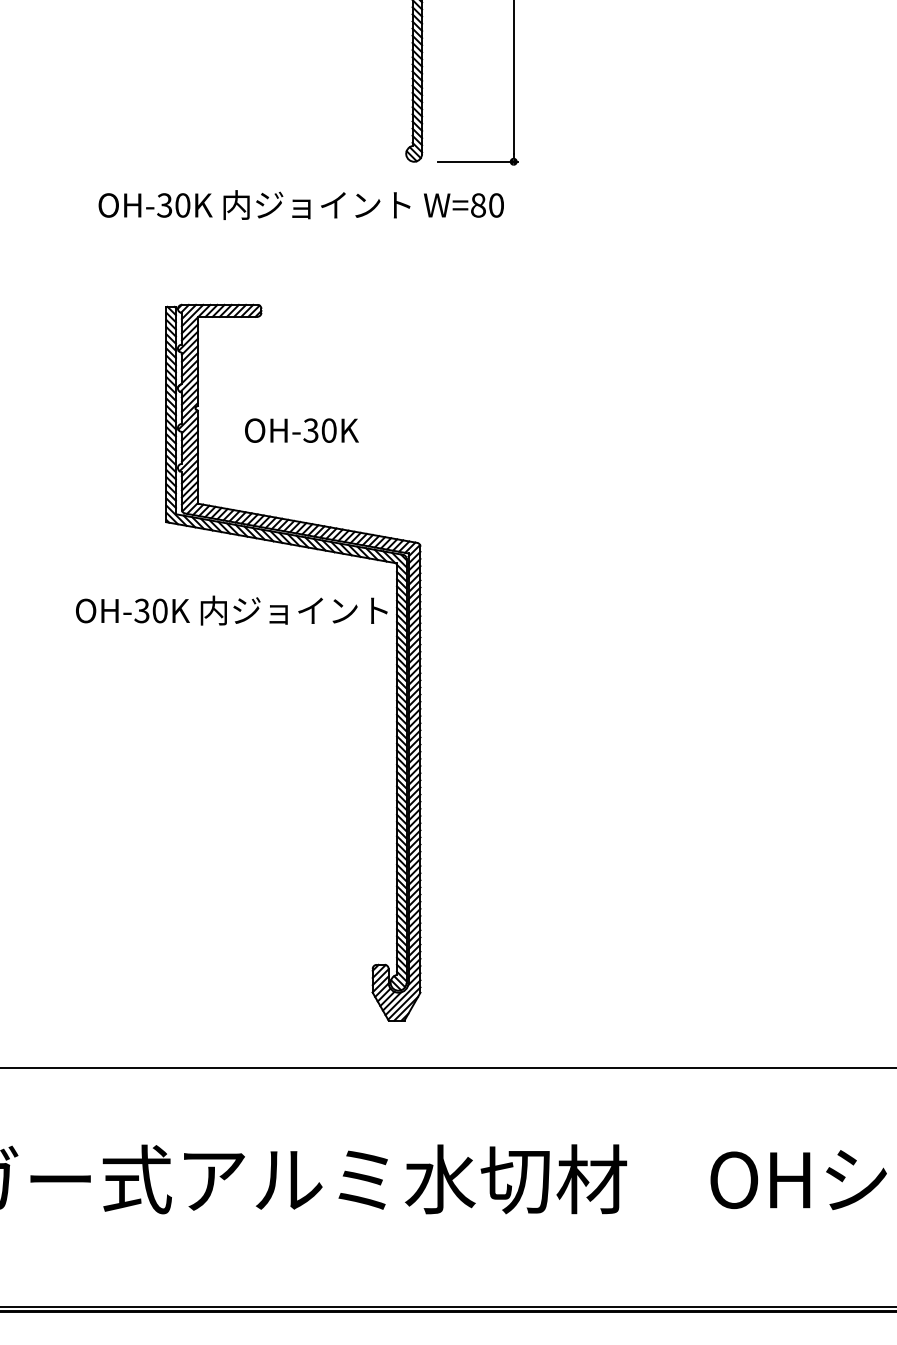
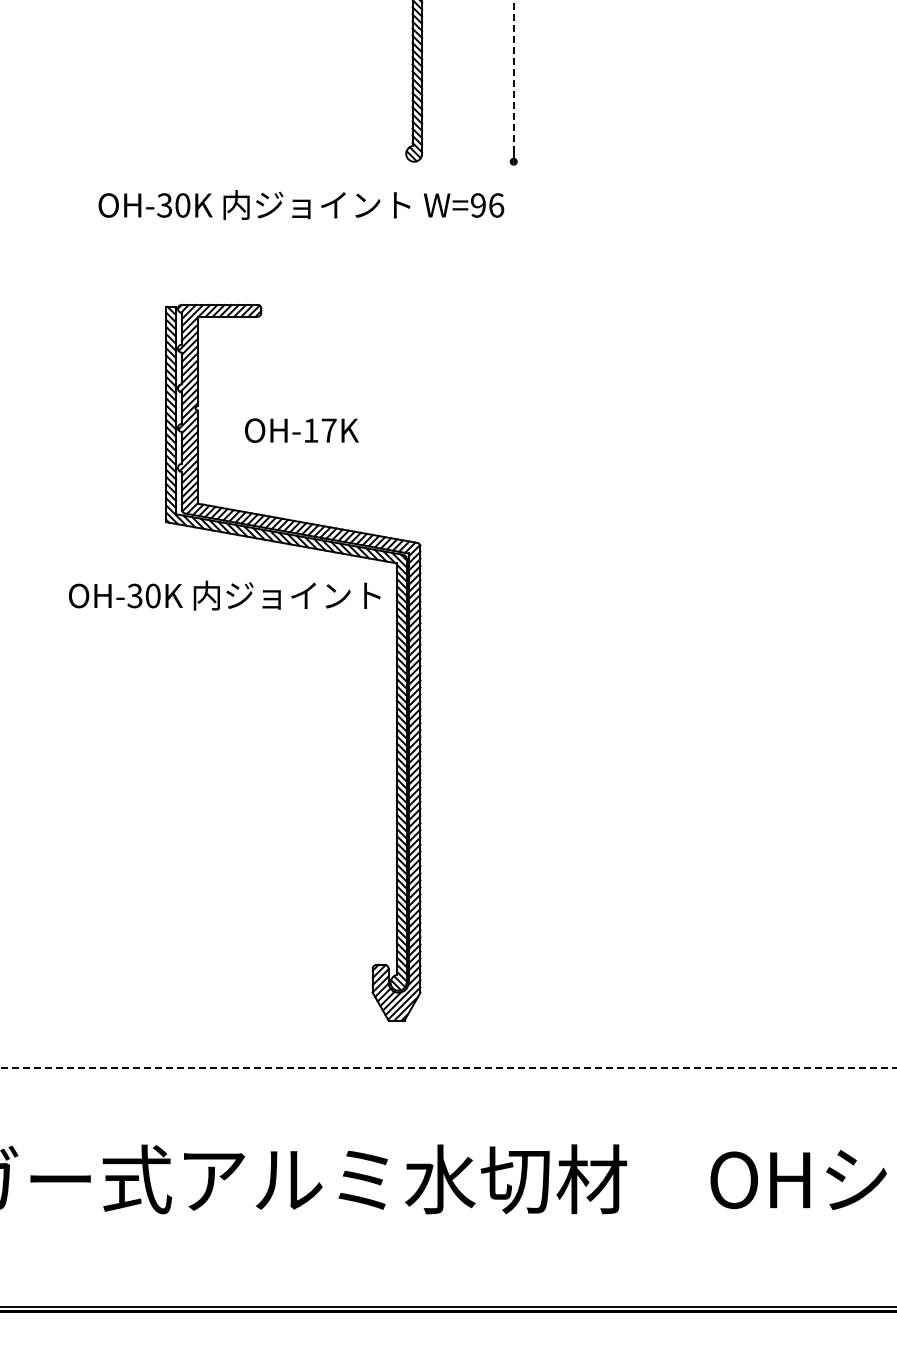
line: solid -> dashed (513, 77)
line: present -> none (477, 161)
text: W=80 -> W=96 (487, 205)
text: OH-30K -> OH-17K (319, 430)
text position: (231, 610) -> (224, 595) (224, 595)
line: solid -> dashed (448, 1068)
